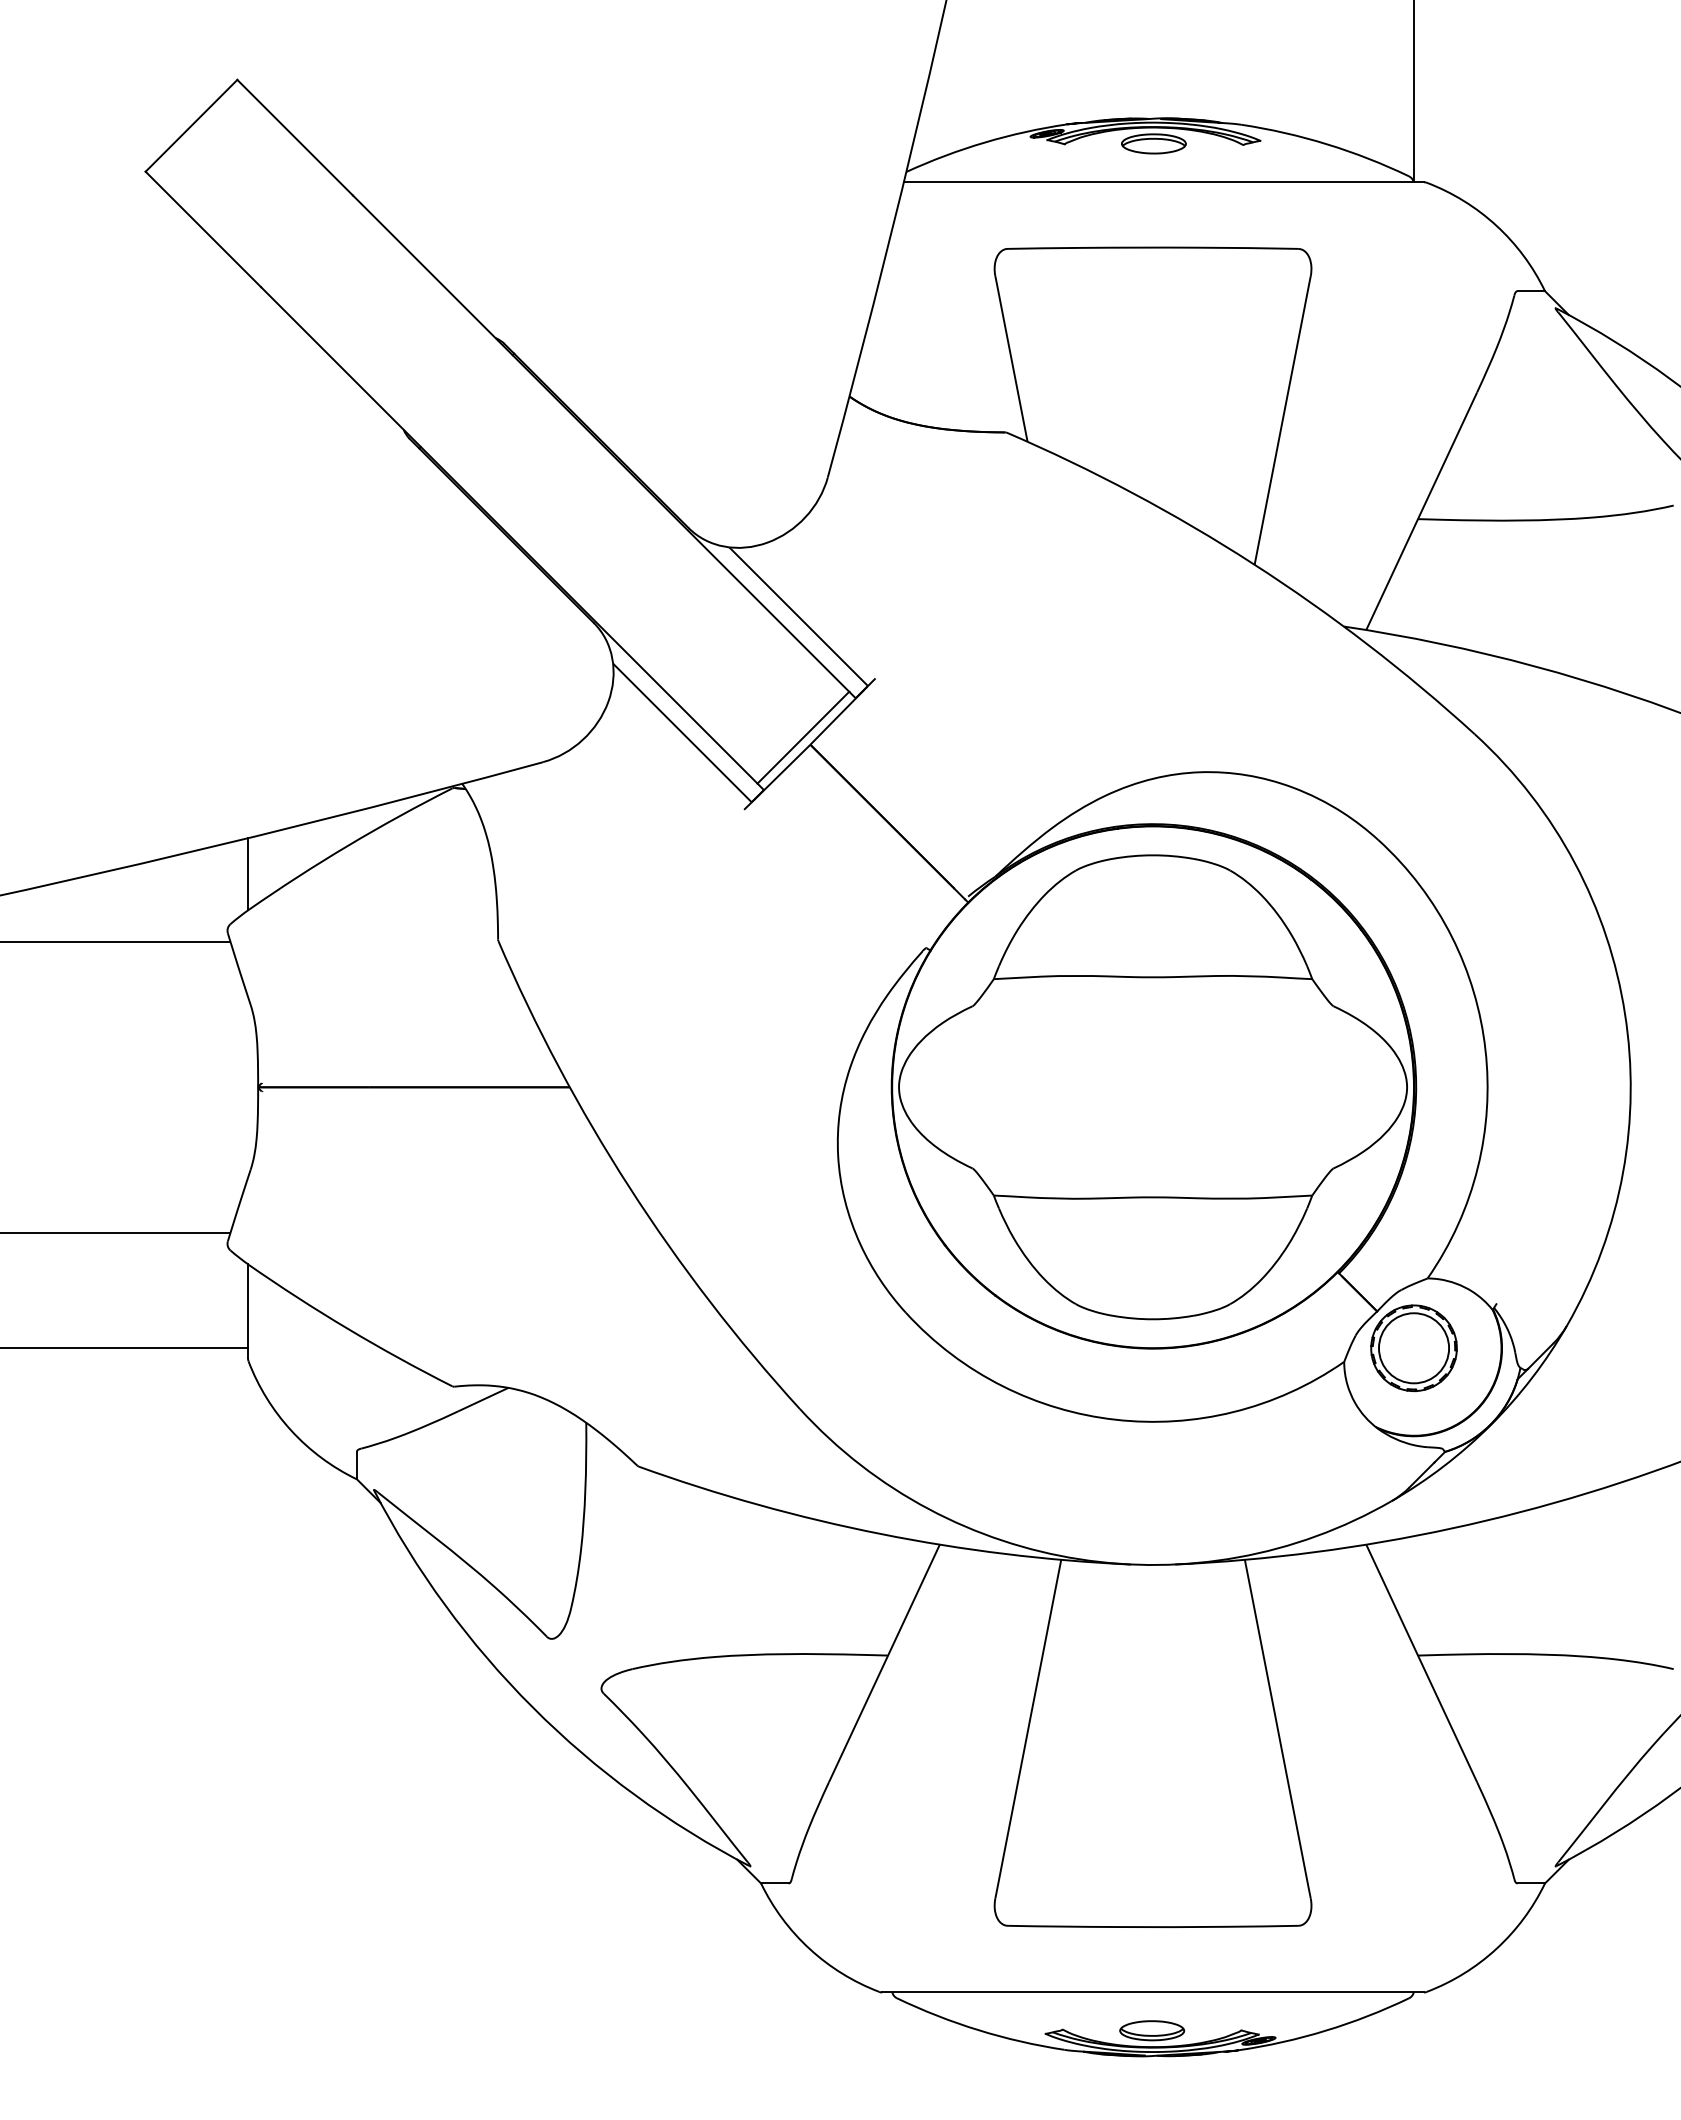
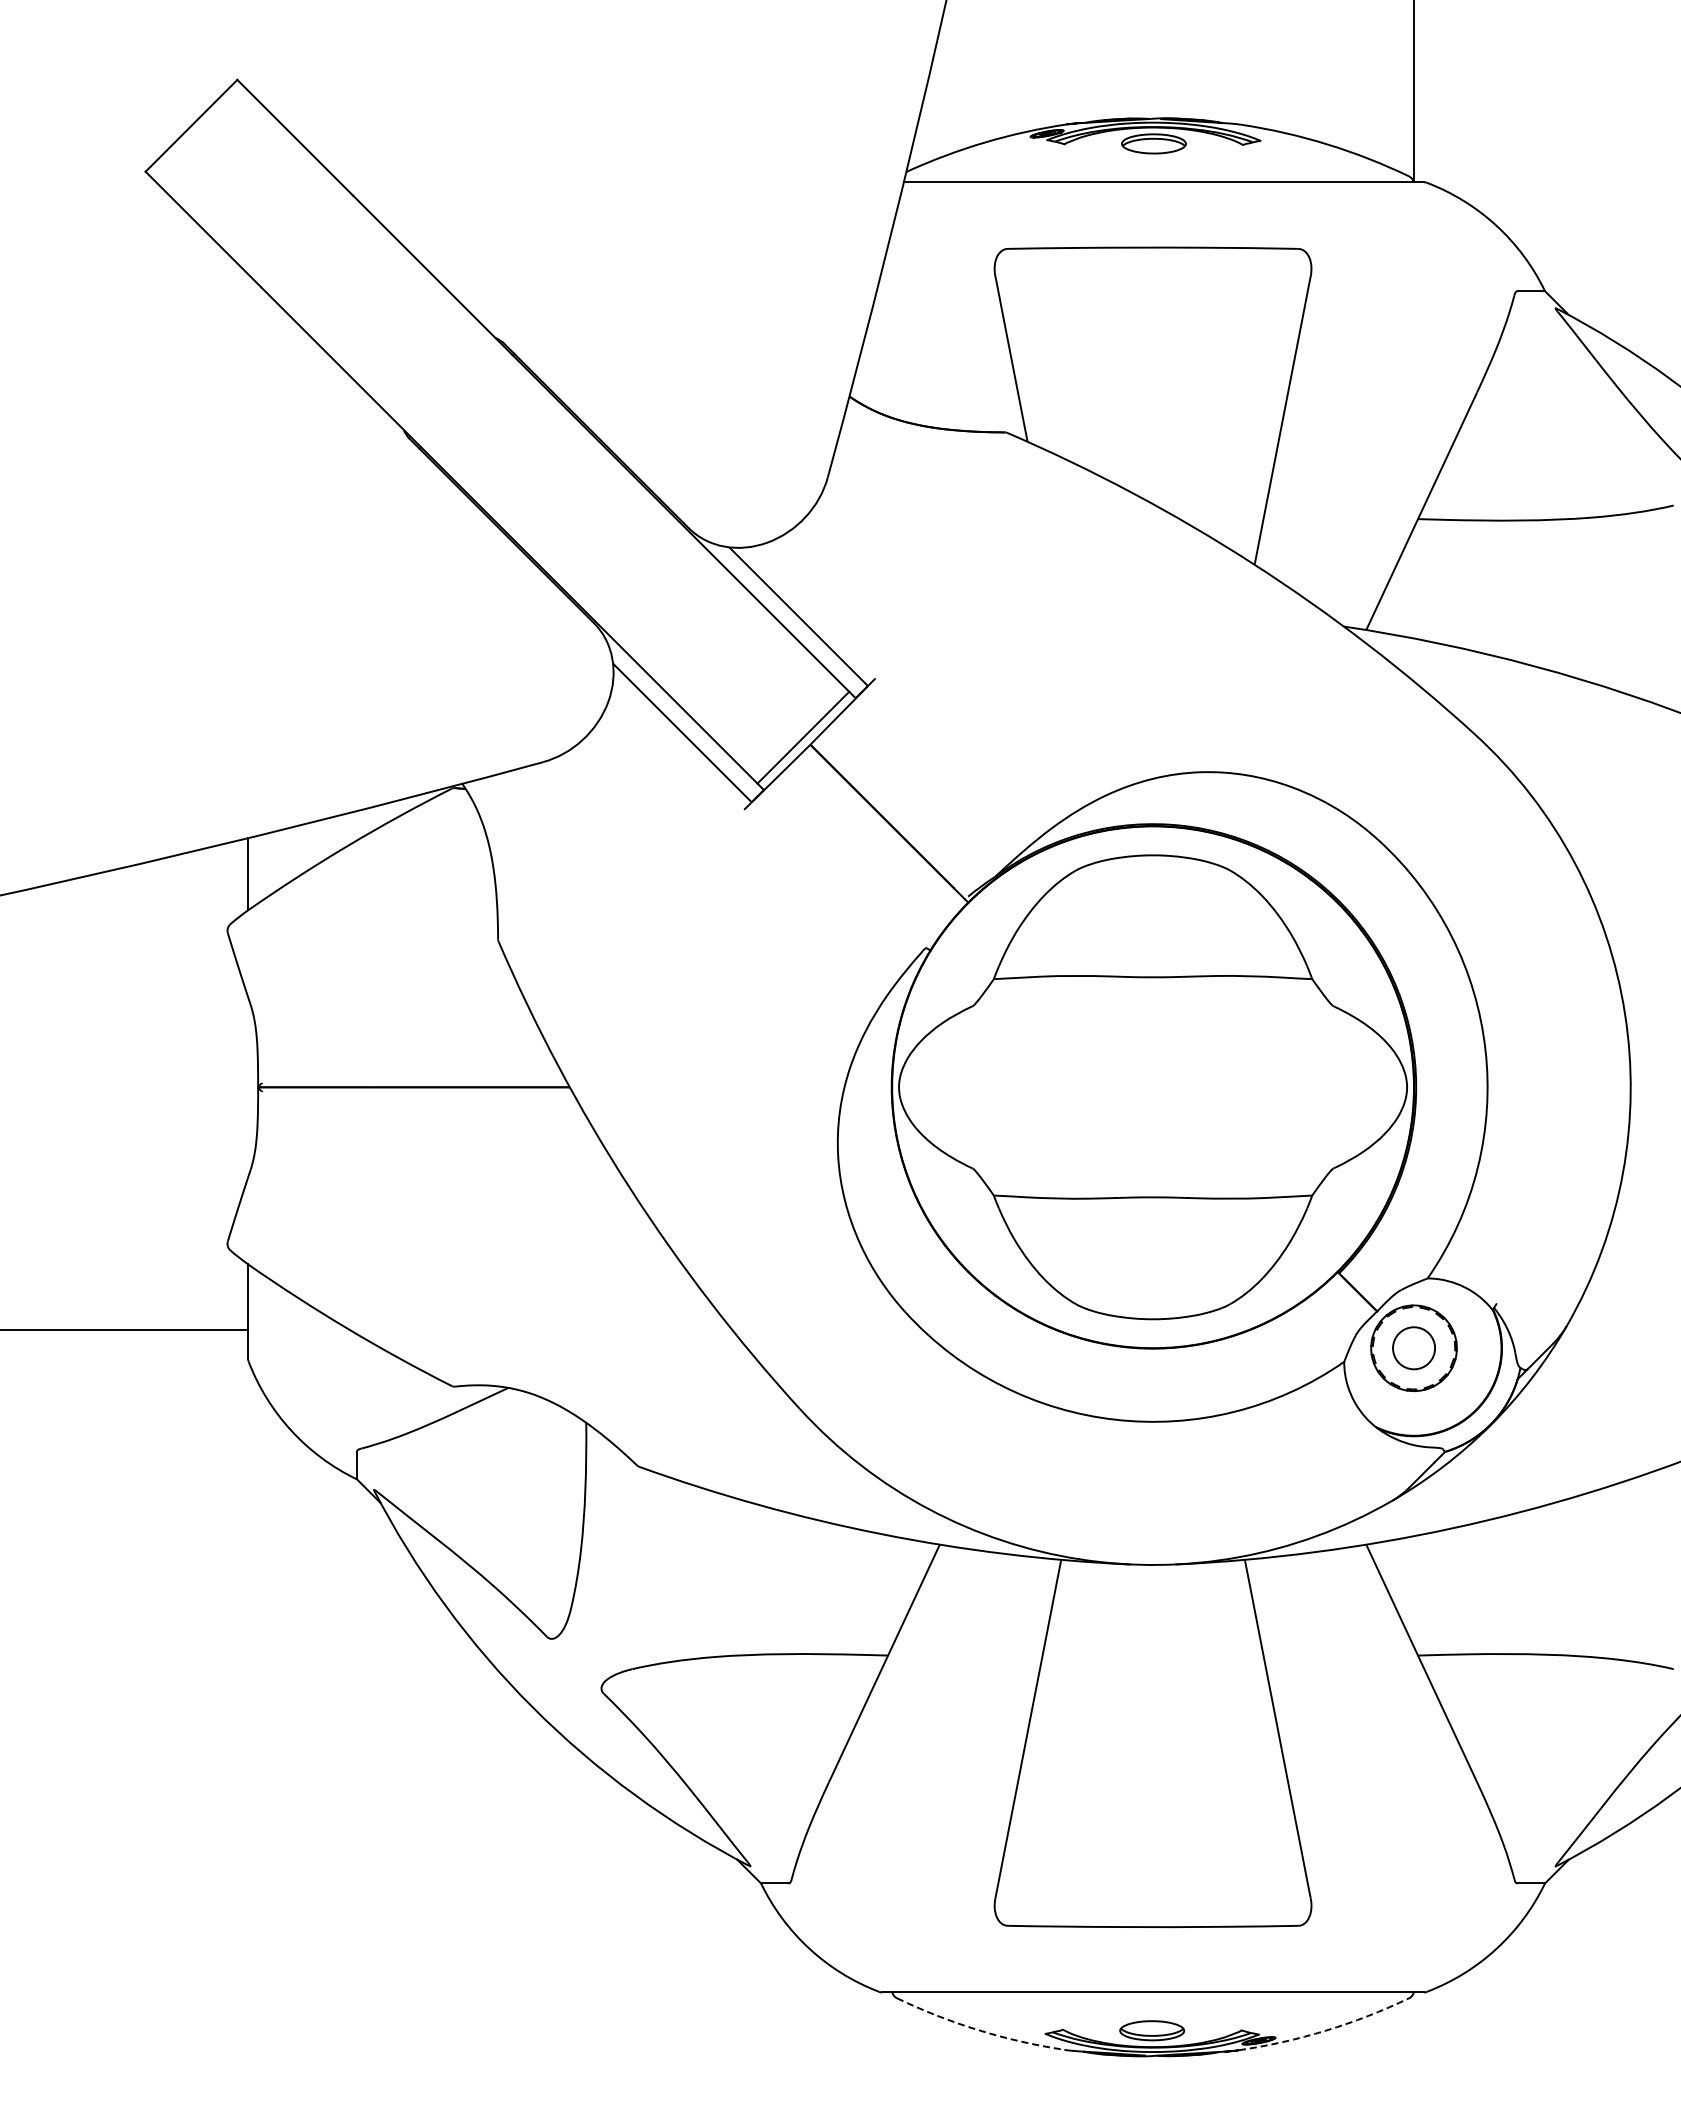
line: present -> none (116, 941)
line: present -> none (116, 1233)
line position: (125, 1348) -> (125, 1330) (125, 1330)
circle diameter: 70 px -> 42 px (1414, 1348)
arc: solid -> dashed (978, 2030)
arc: solid -> dashed (1325, 2030)
